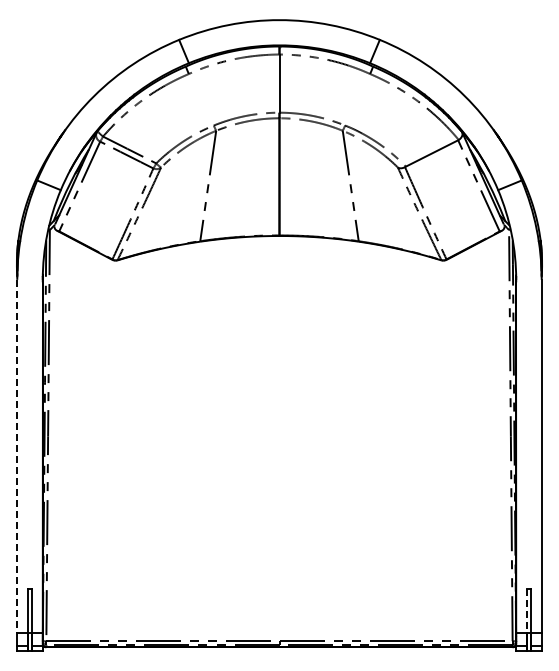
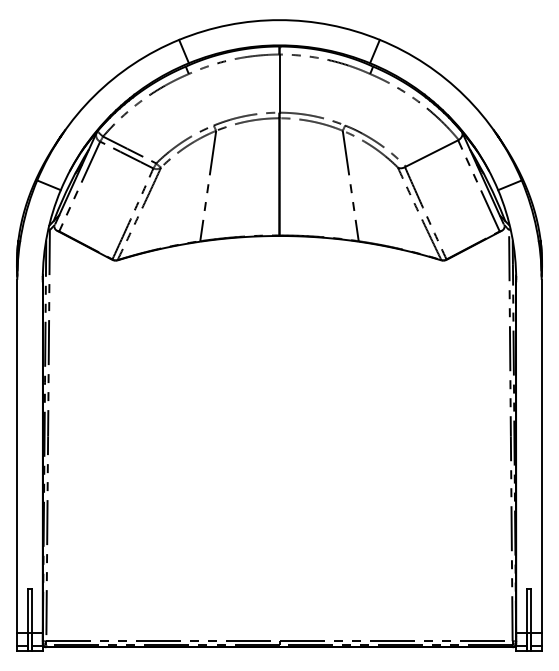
line: dashed -> solid (17, 456)
line: dashed -> solid (526, 611)
